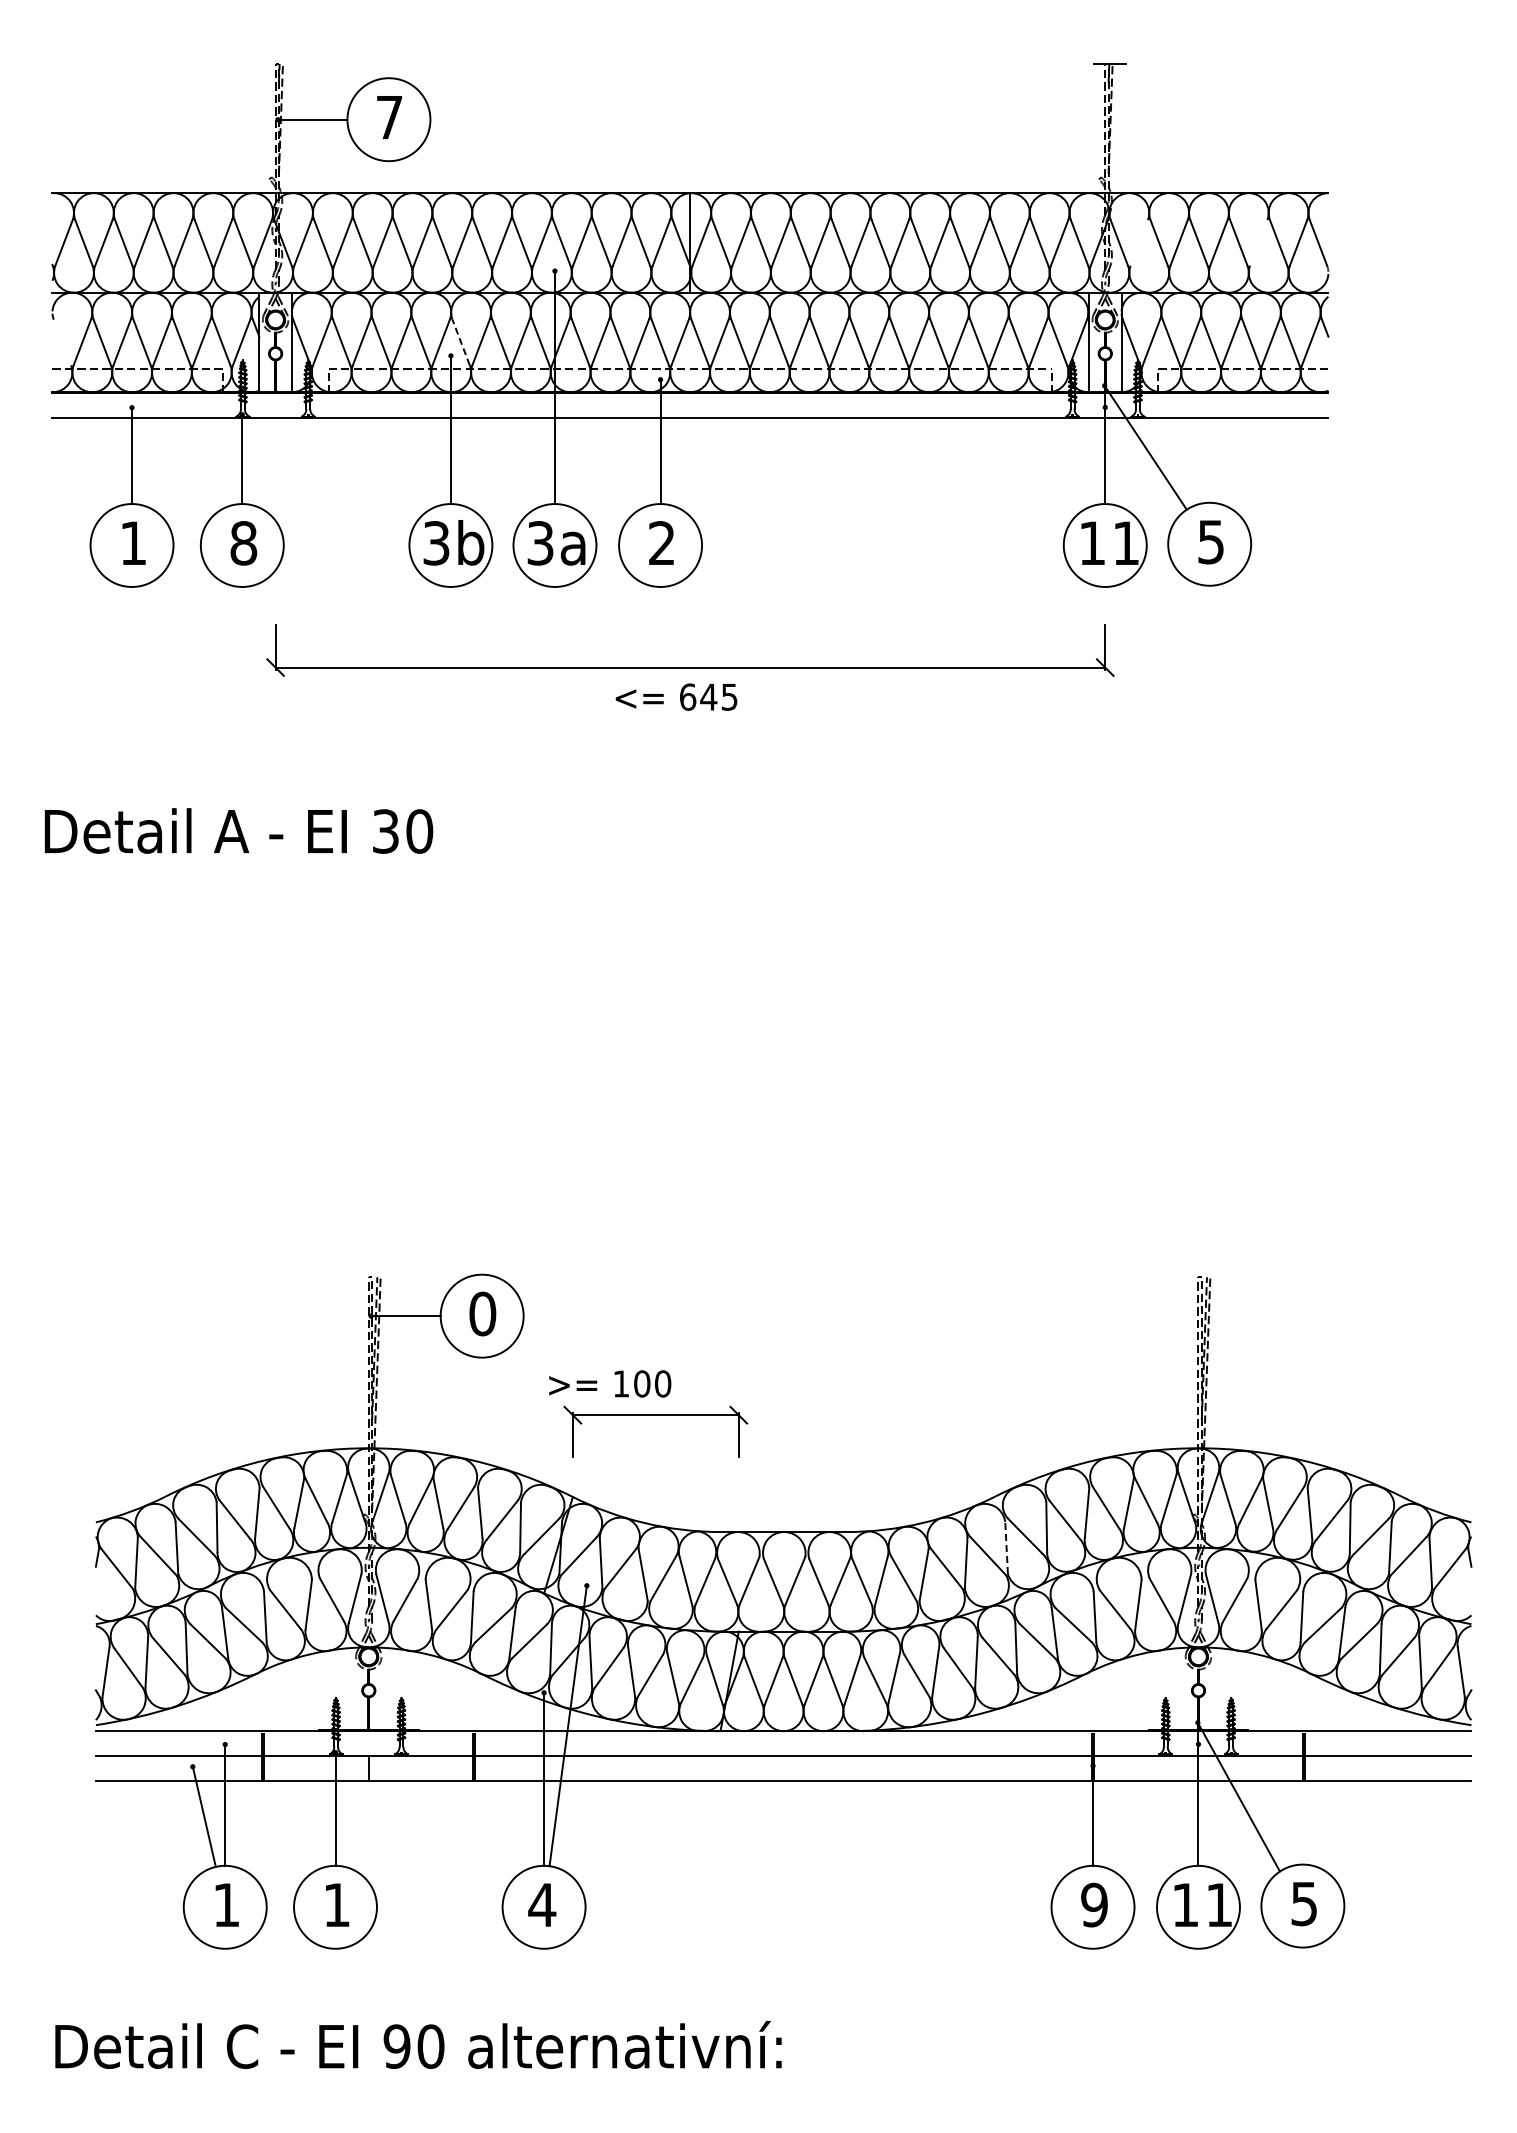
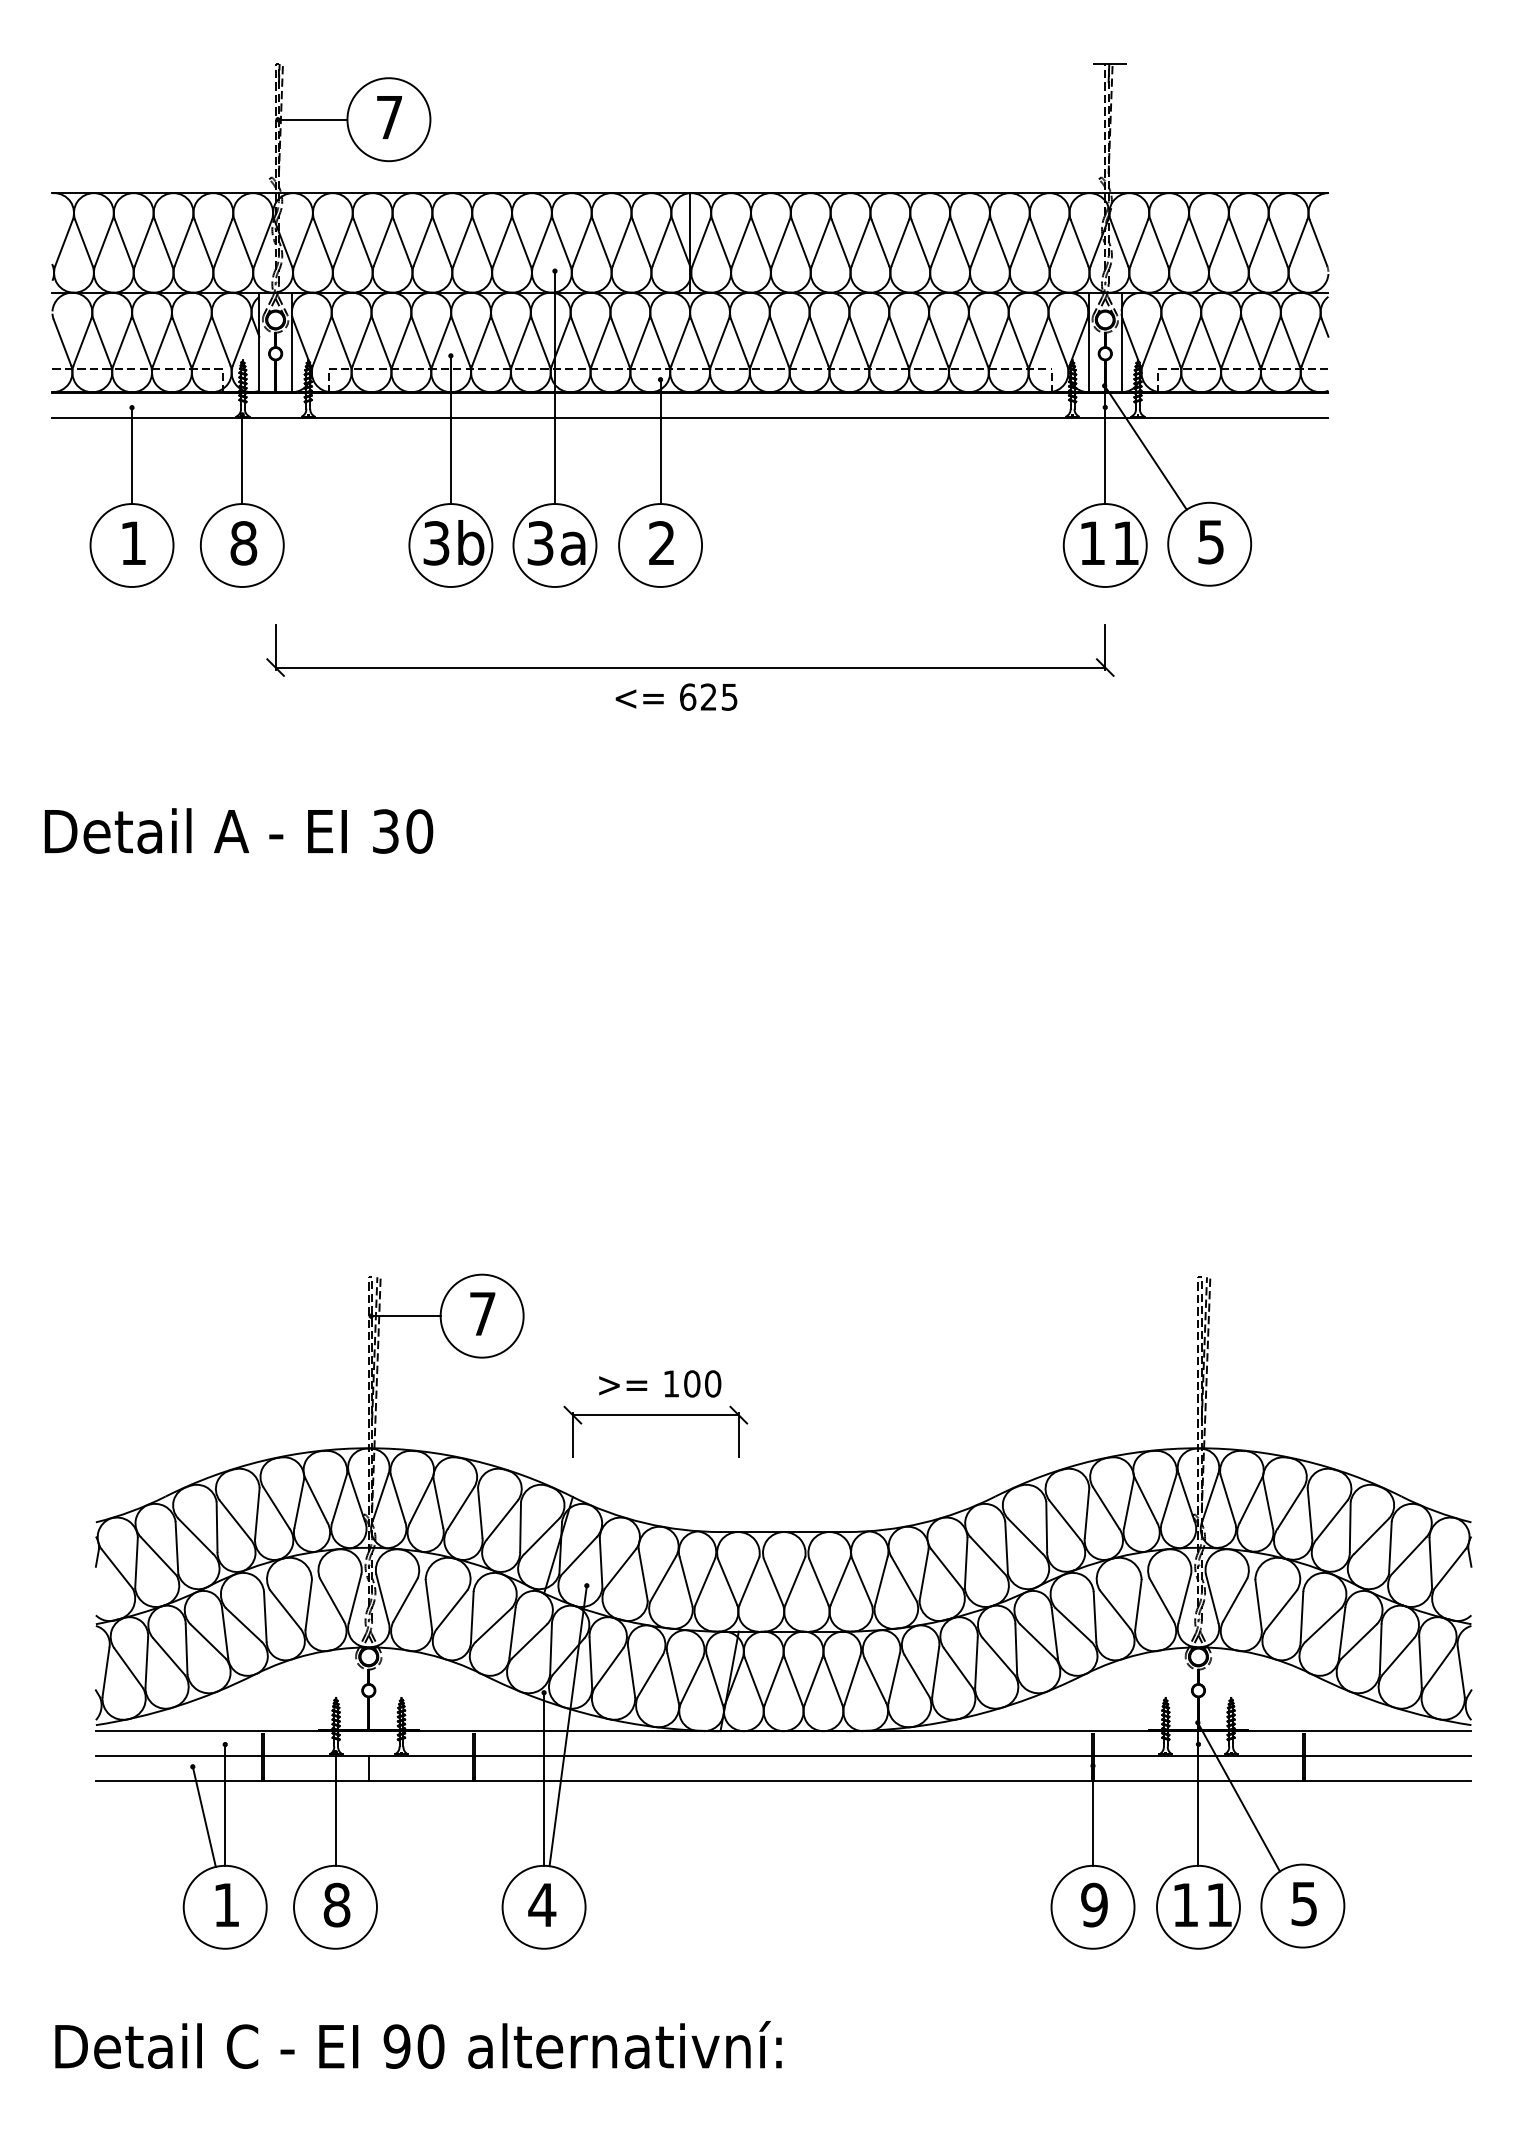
line: none -> present (1138, 242)
line: none -> present (1258, 242)
line: none -> present (62, 342)
line: dashed -> solid (460, 342)
text: 645 -> 625 (708, 696)
text: 0 -> 7 (482, 1313)
text position: (610, 1383) -> (660, 1383) (660, 1383)
line: dashed -> solid (1006, 1547)
text: 1 -> 8 (336, 1904)
